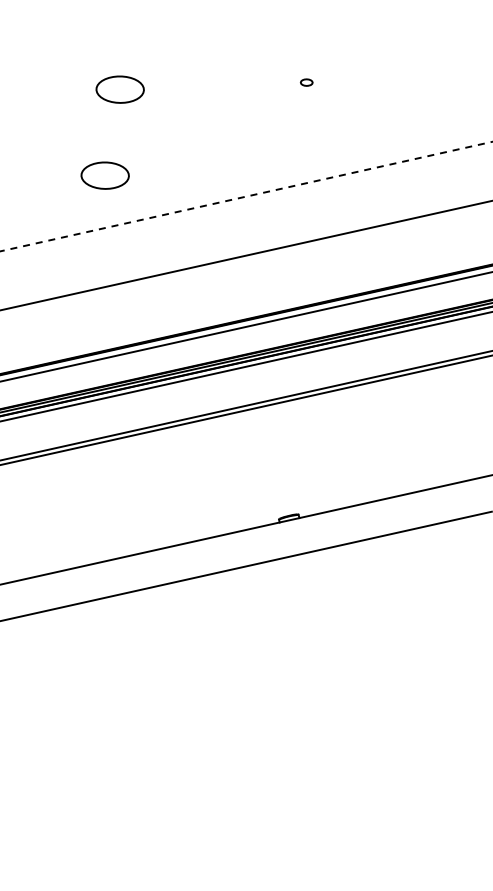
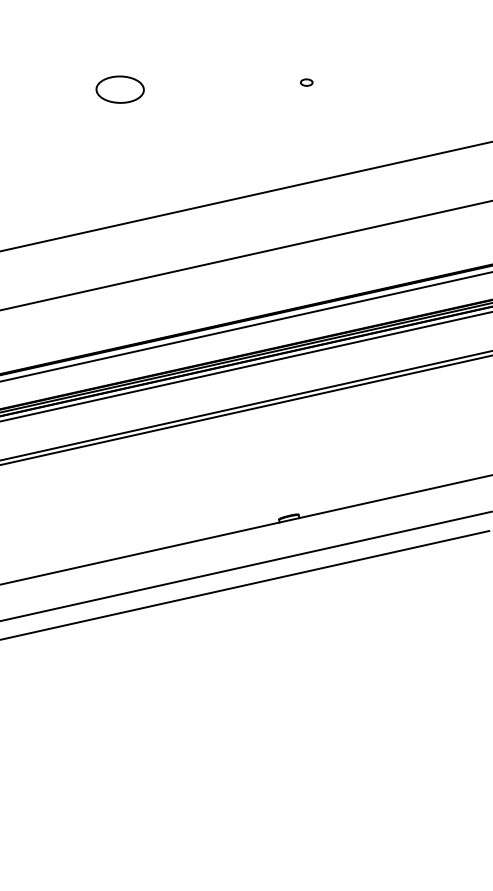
part: present -> none (104, 175)
line: dashed -> solid (245, 196)
line: none -> present (245, 585)
